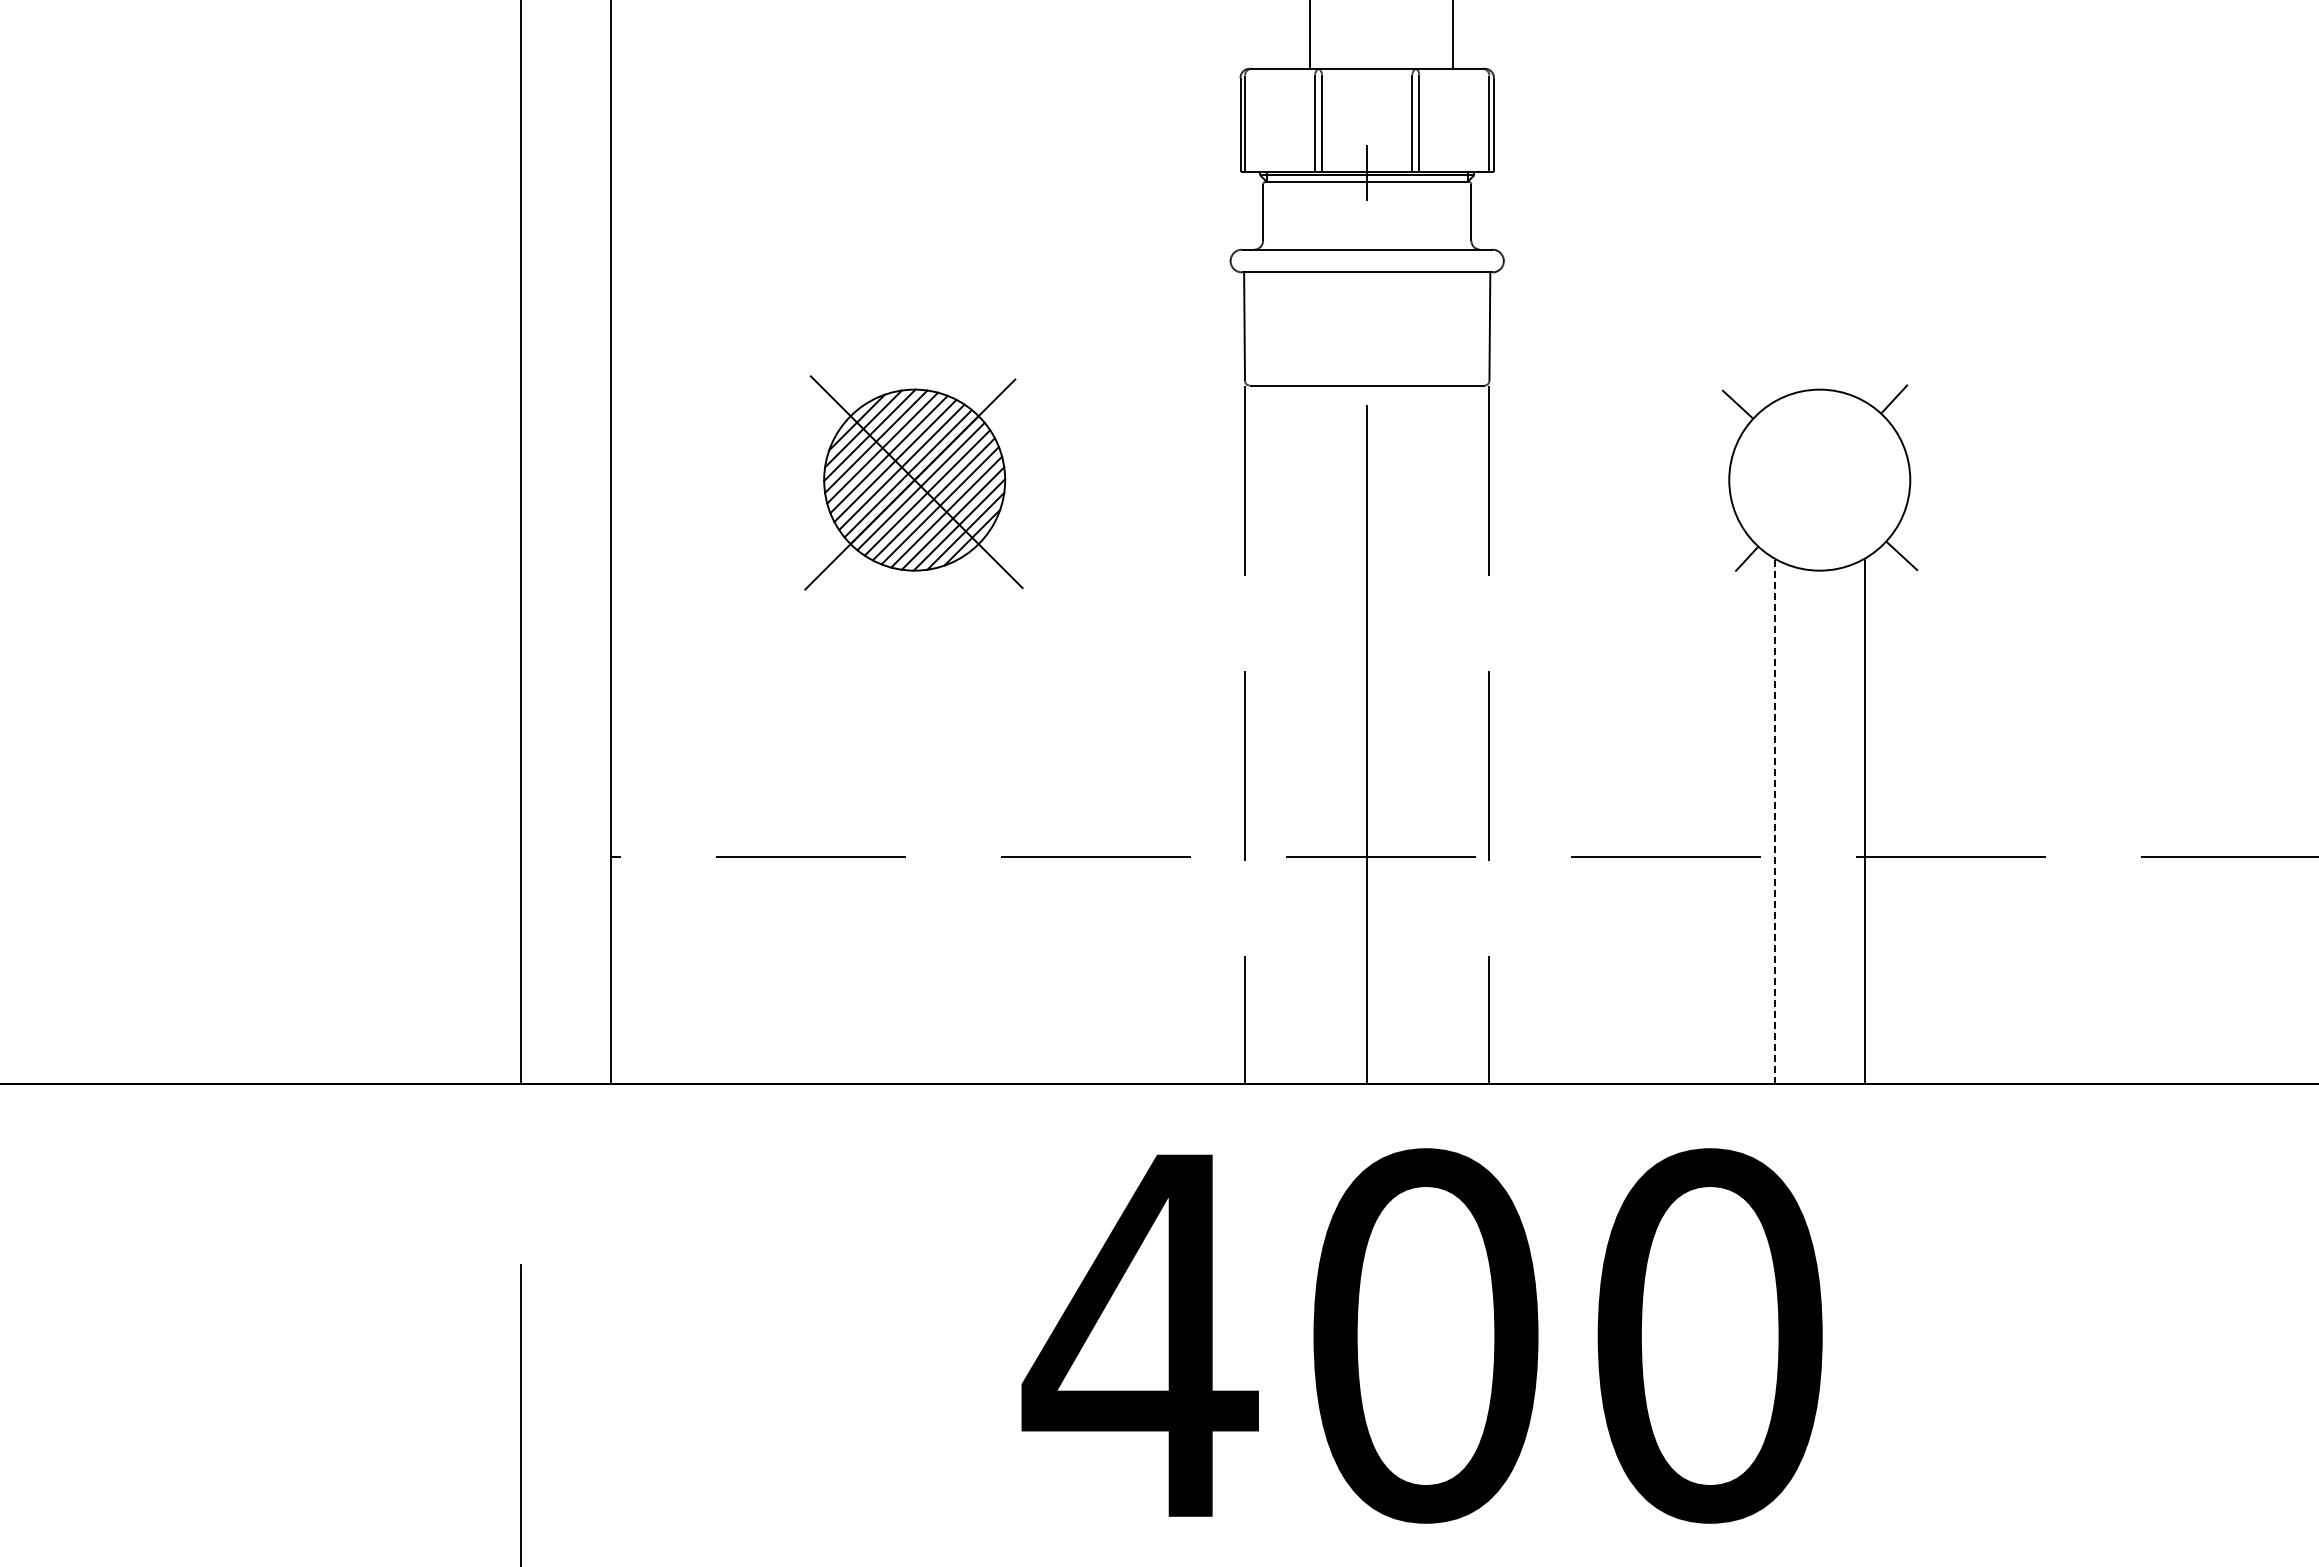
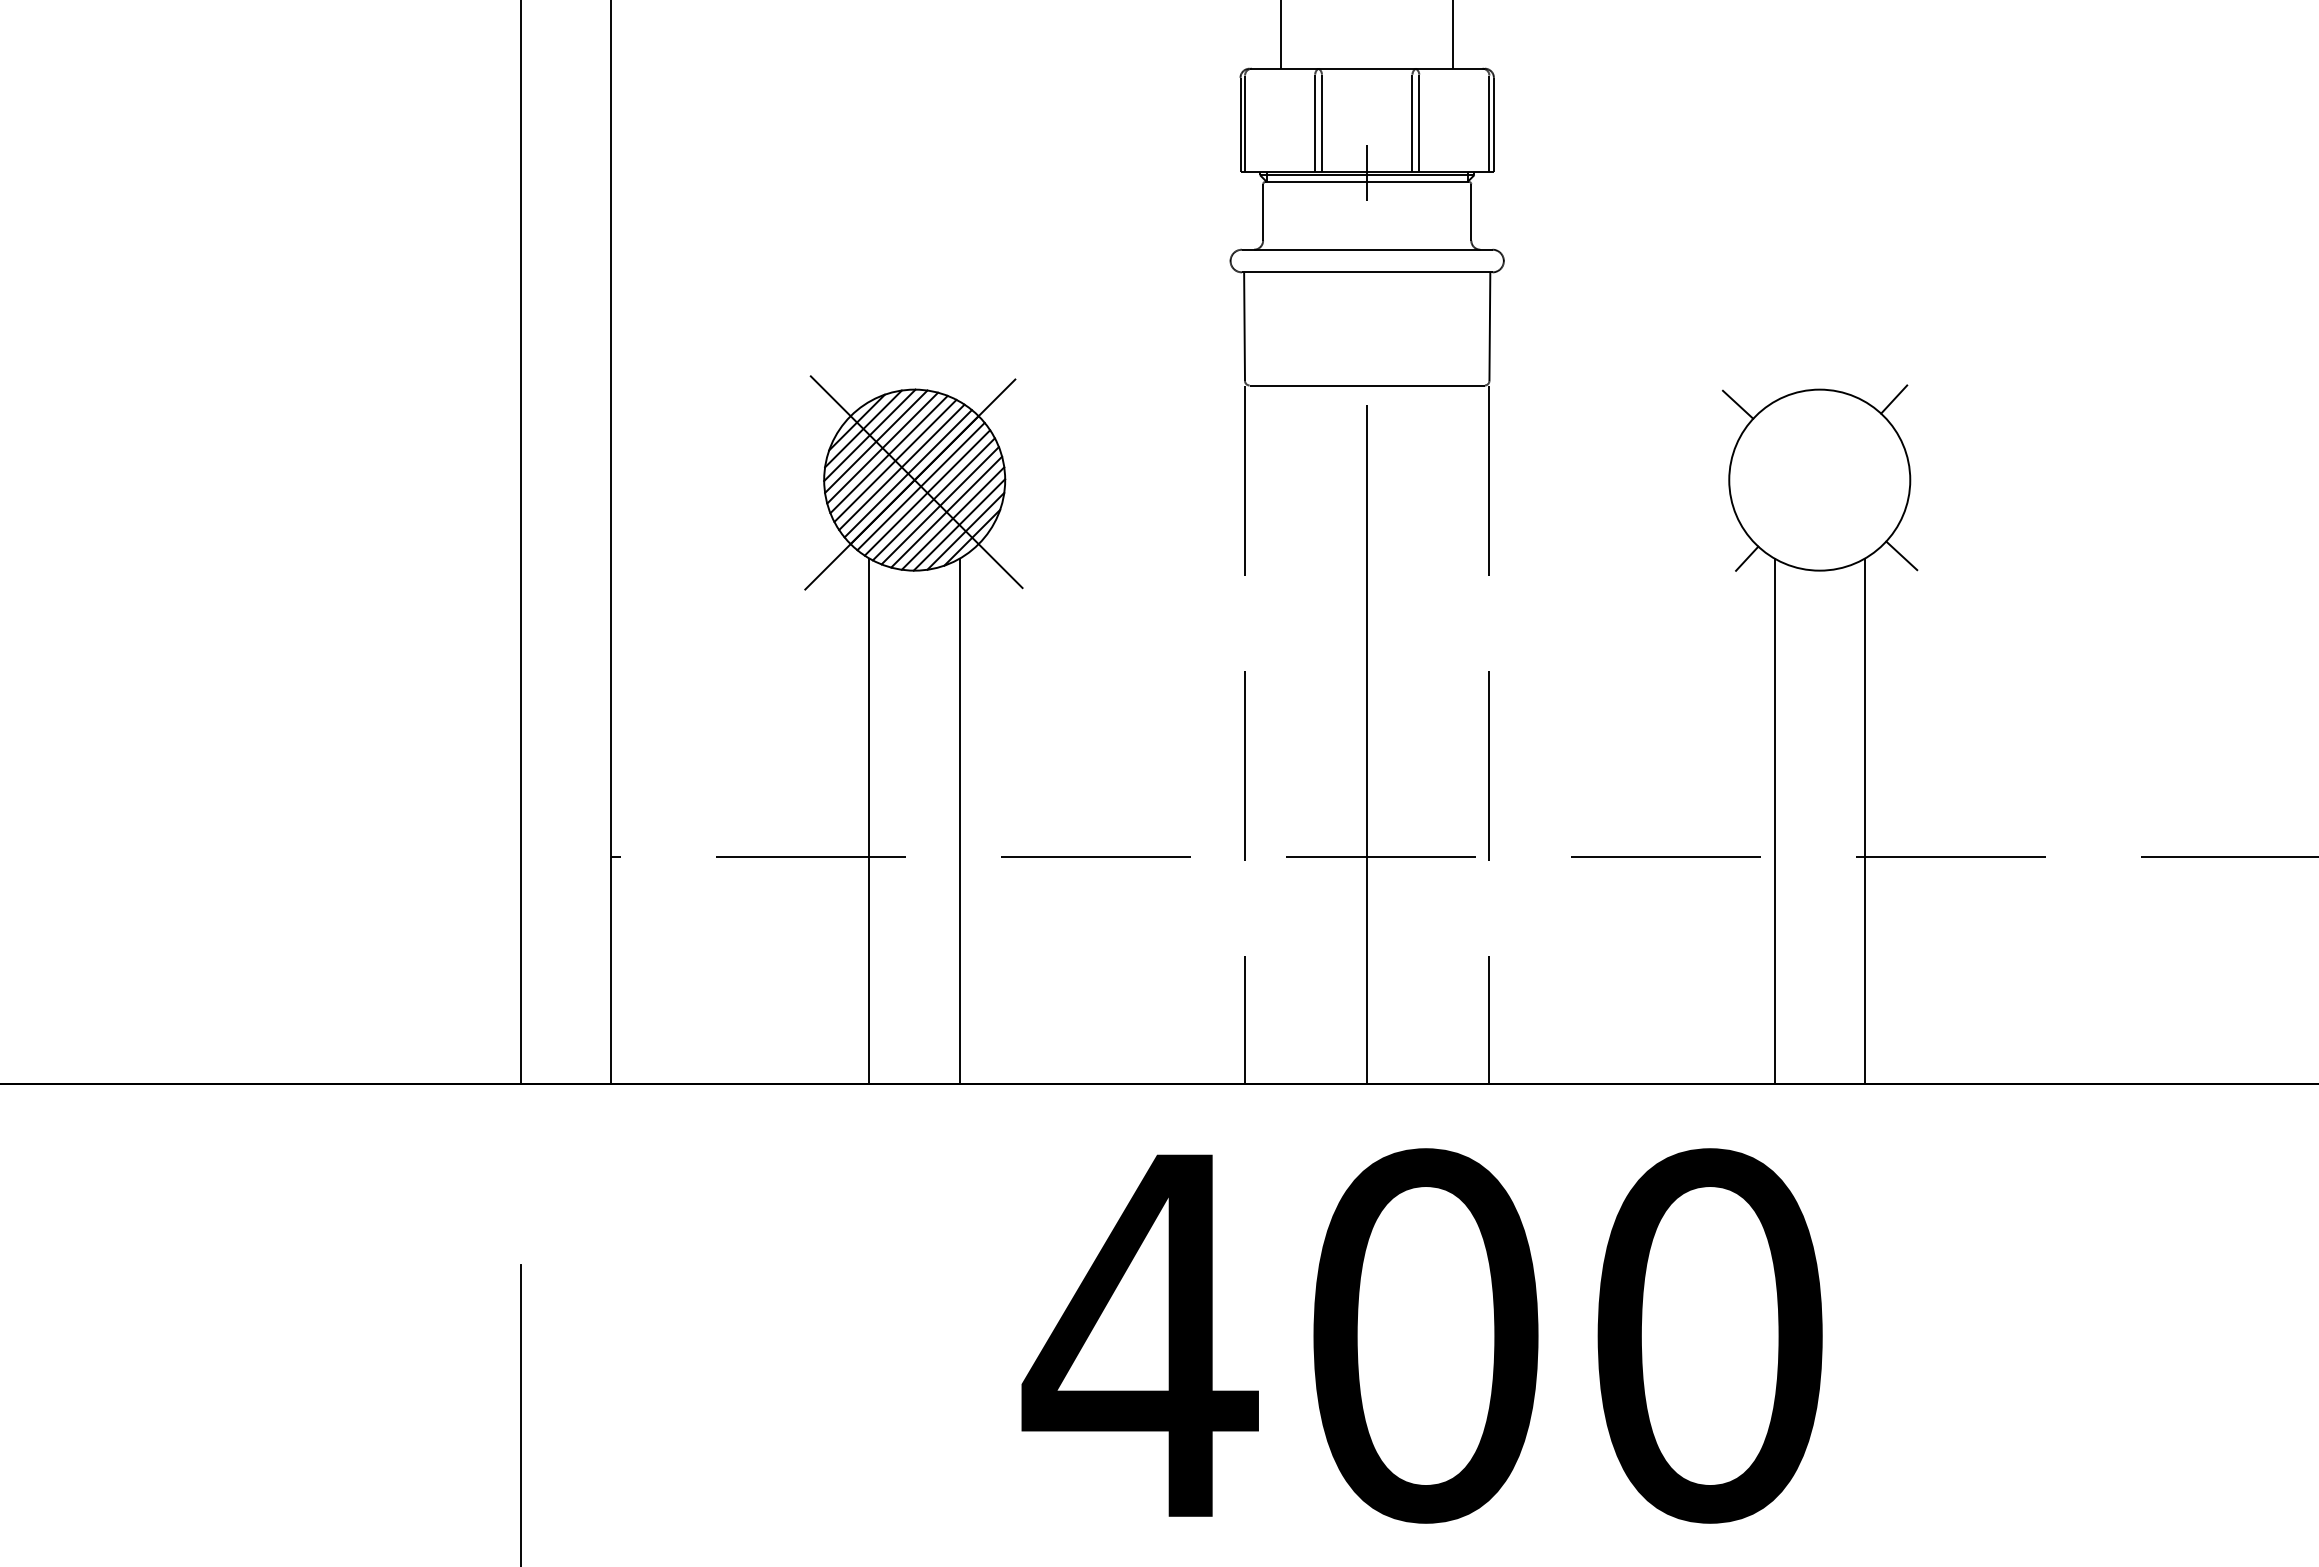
line position: (1310, 35) -> (1281, 35) (1281, 35)
line: none -> present (869, 820)
line: none -> present (959, 820)
line: dashed -> solid (1774, 821)
